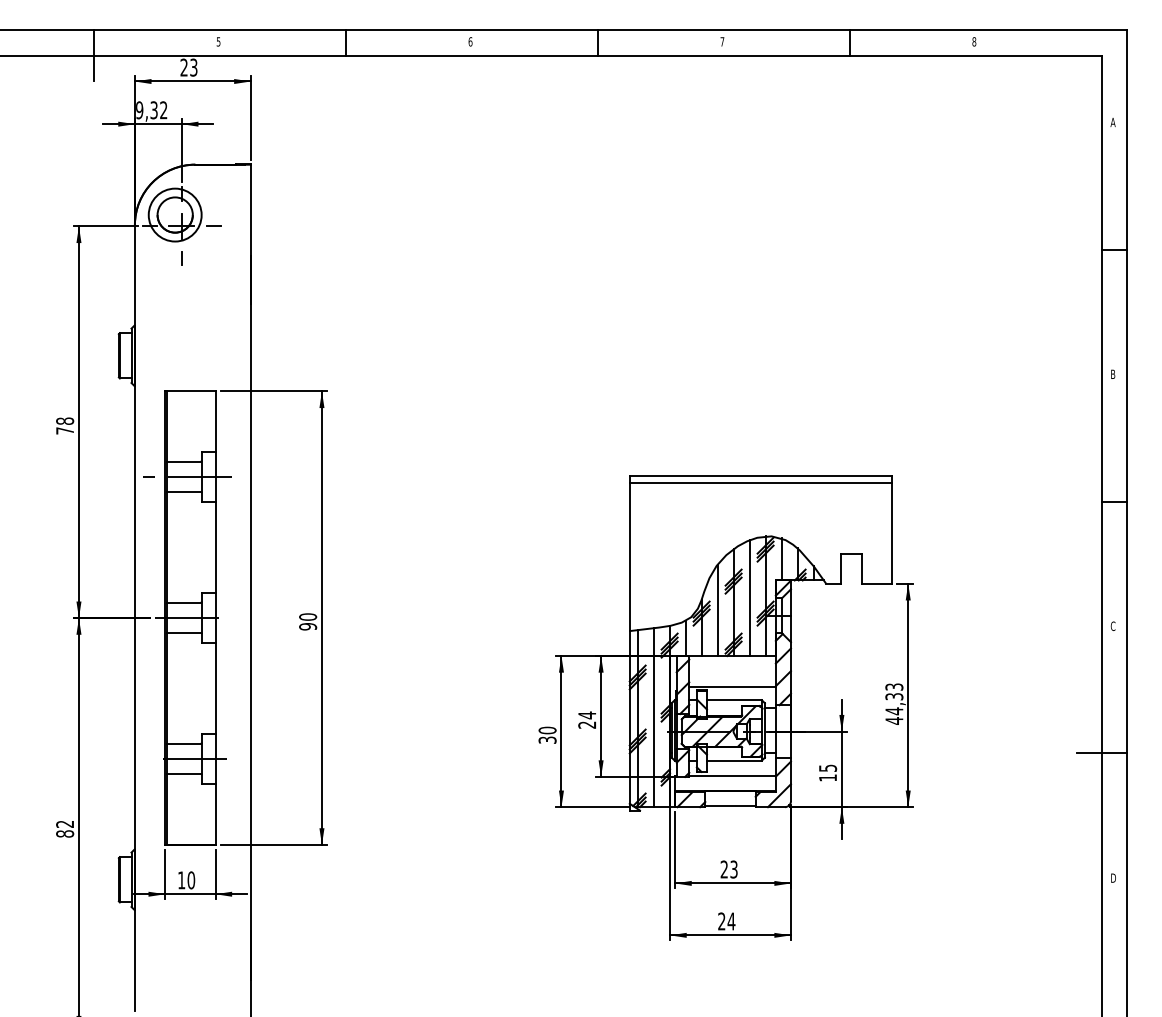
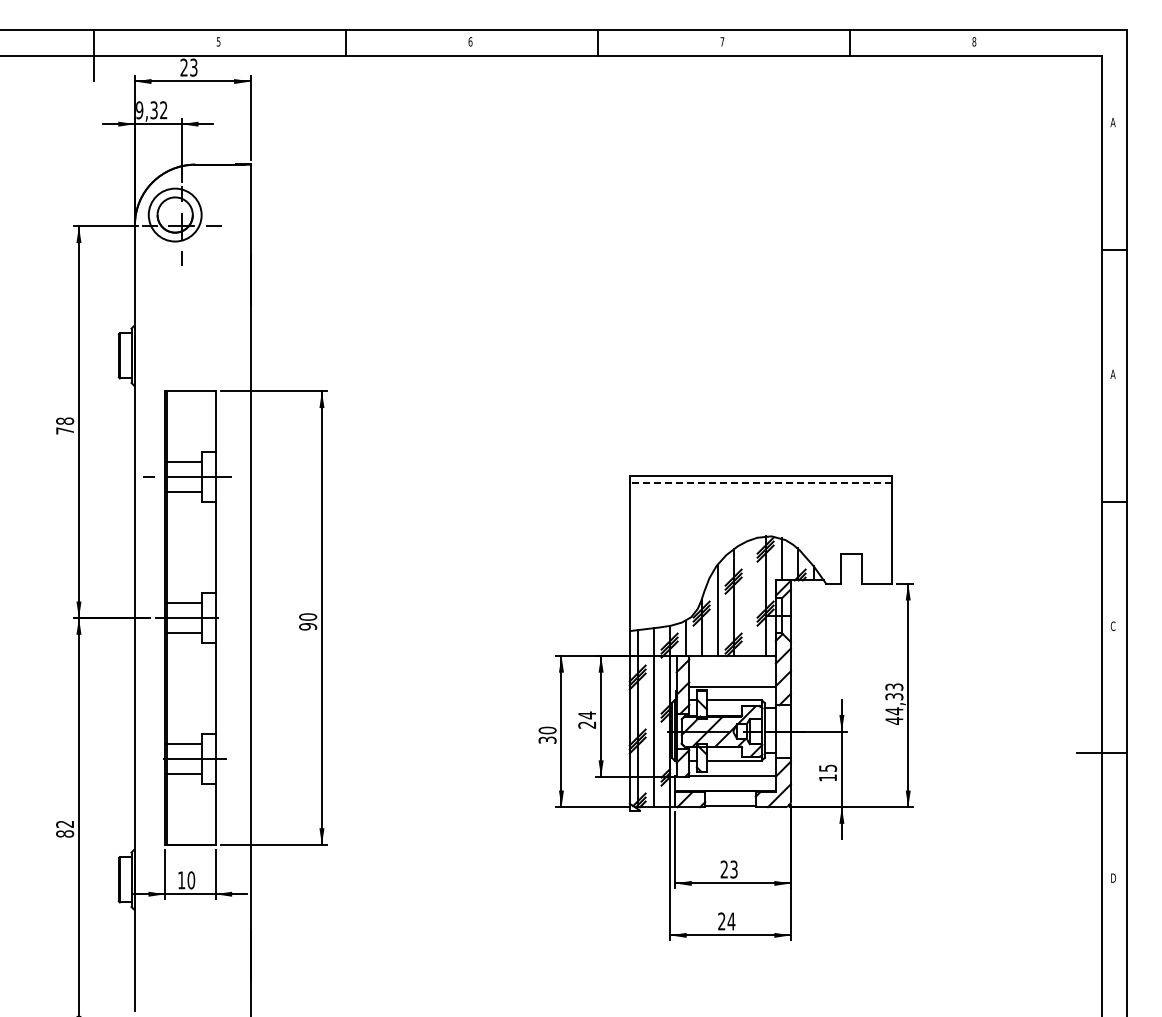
text: B -> A (1112, 373)
line: solid -> dashed (760, 483)
line: present -> none (749, 598)
